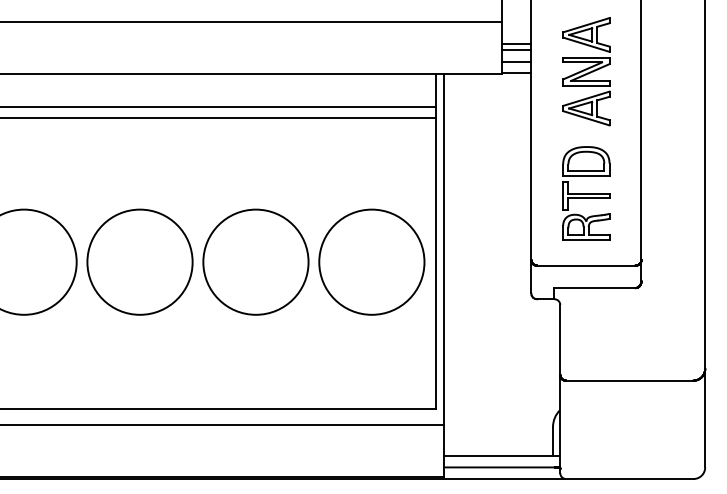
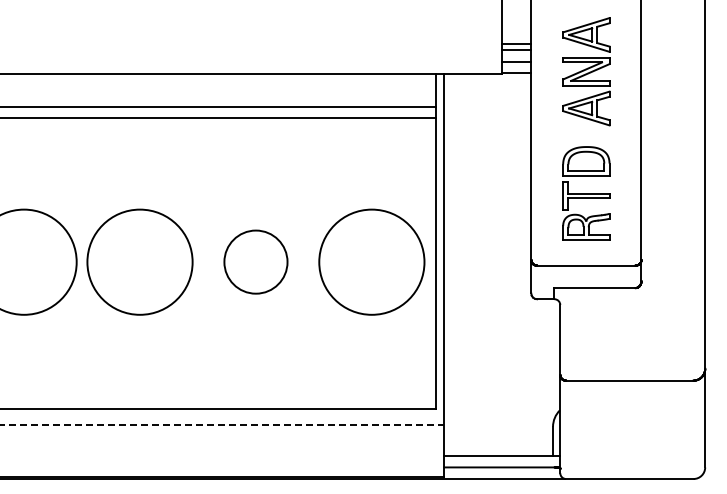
line: present -> none (252, 21)
circle size: 108x108 px -> 66x66 px (255, 261)
line: solid -> dashed (222, 424)
